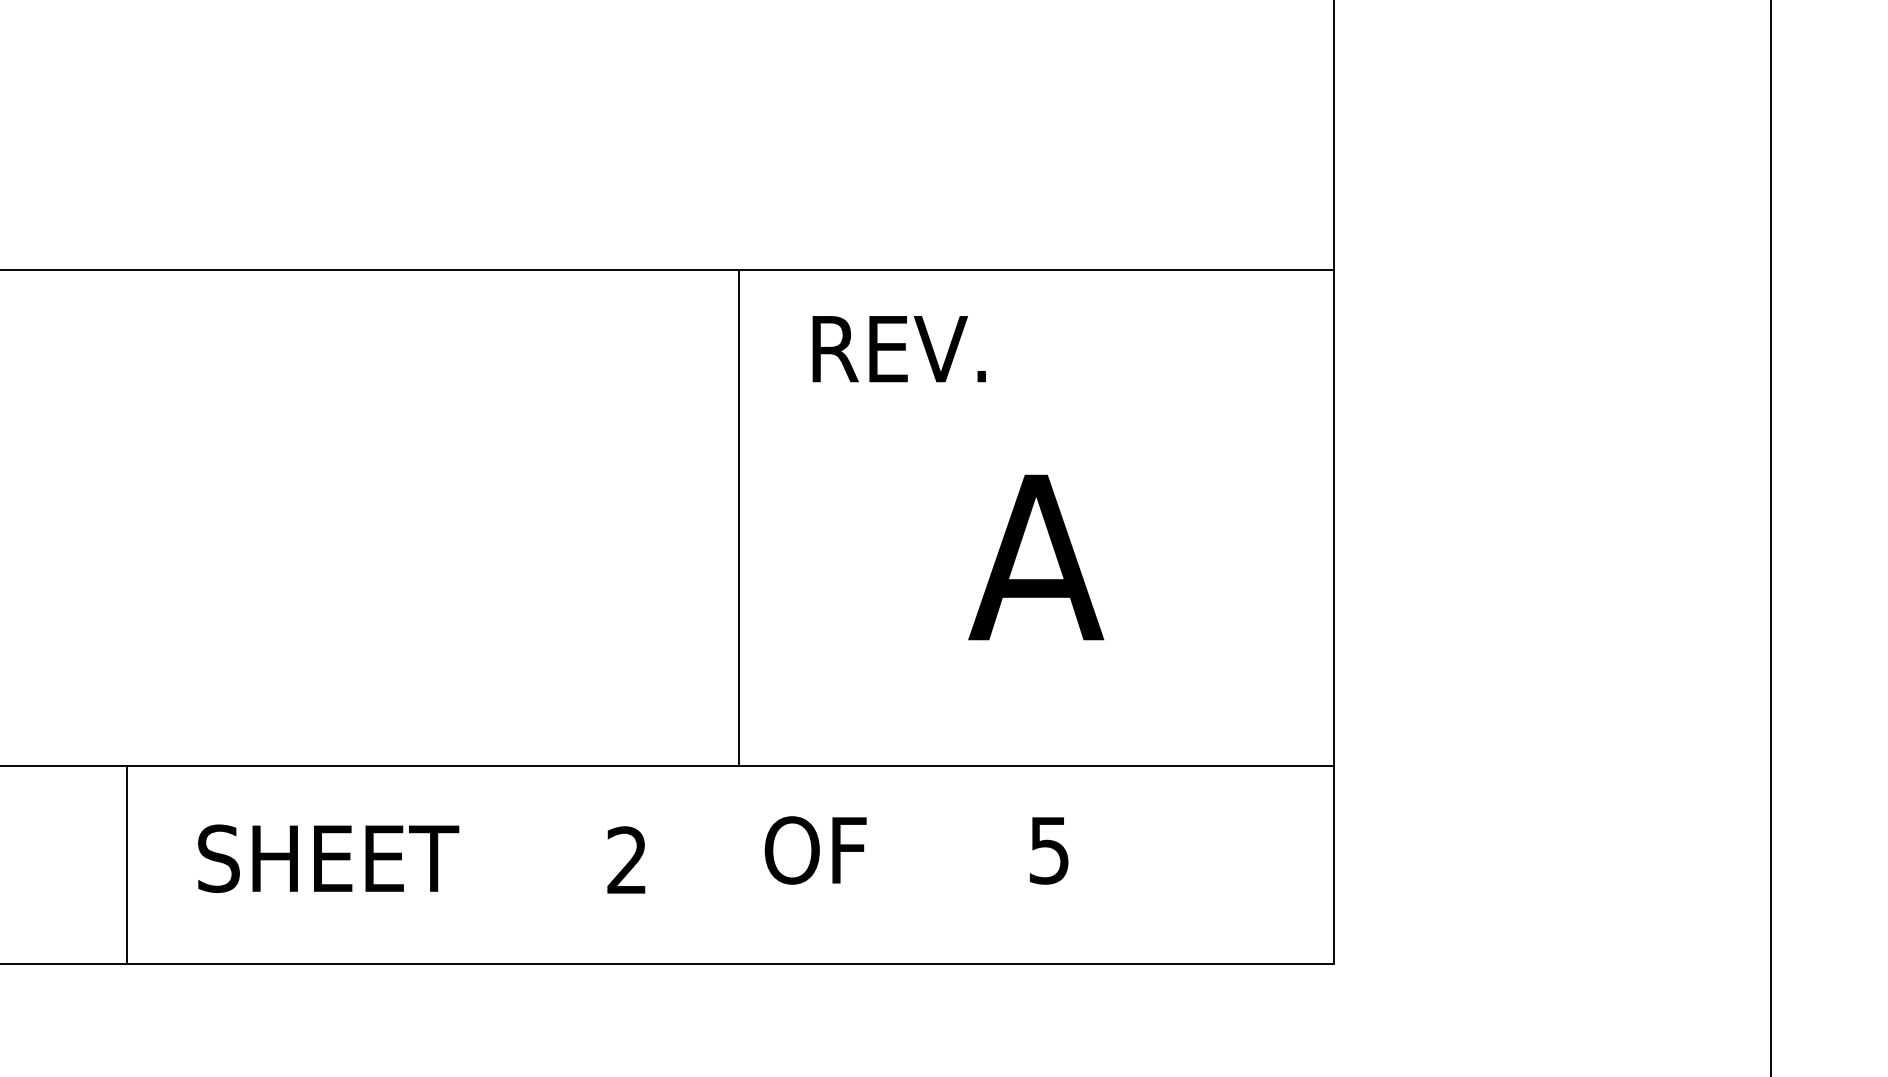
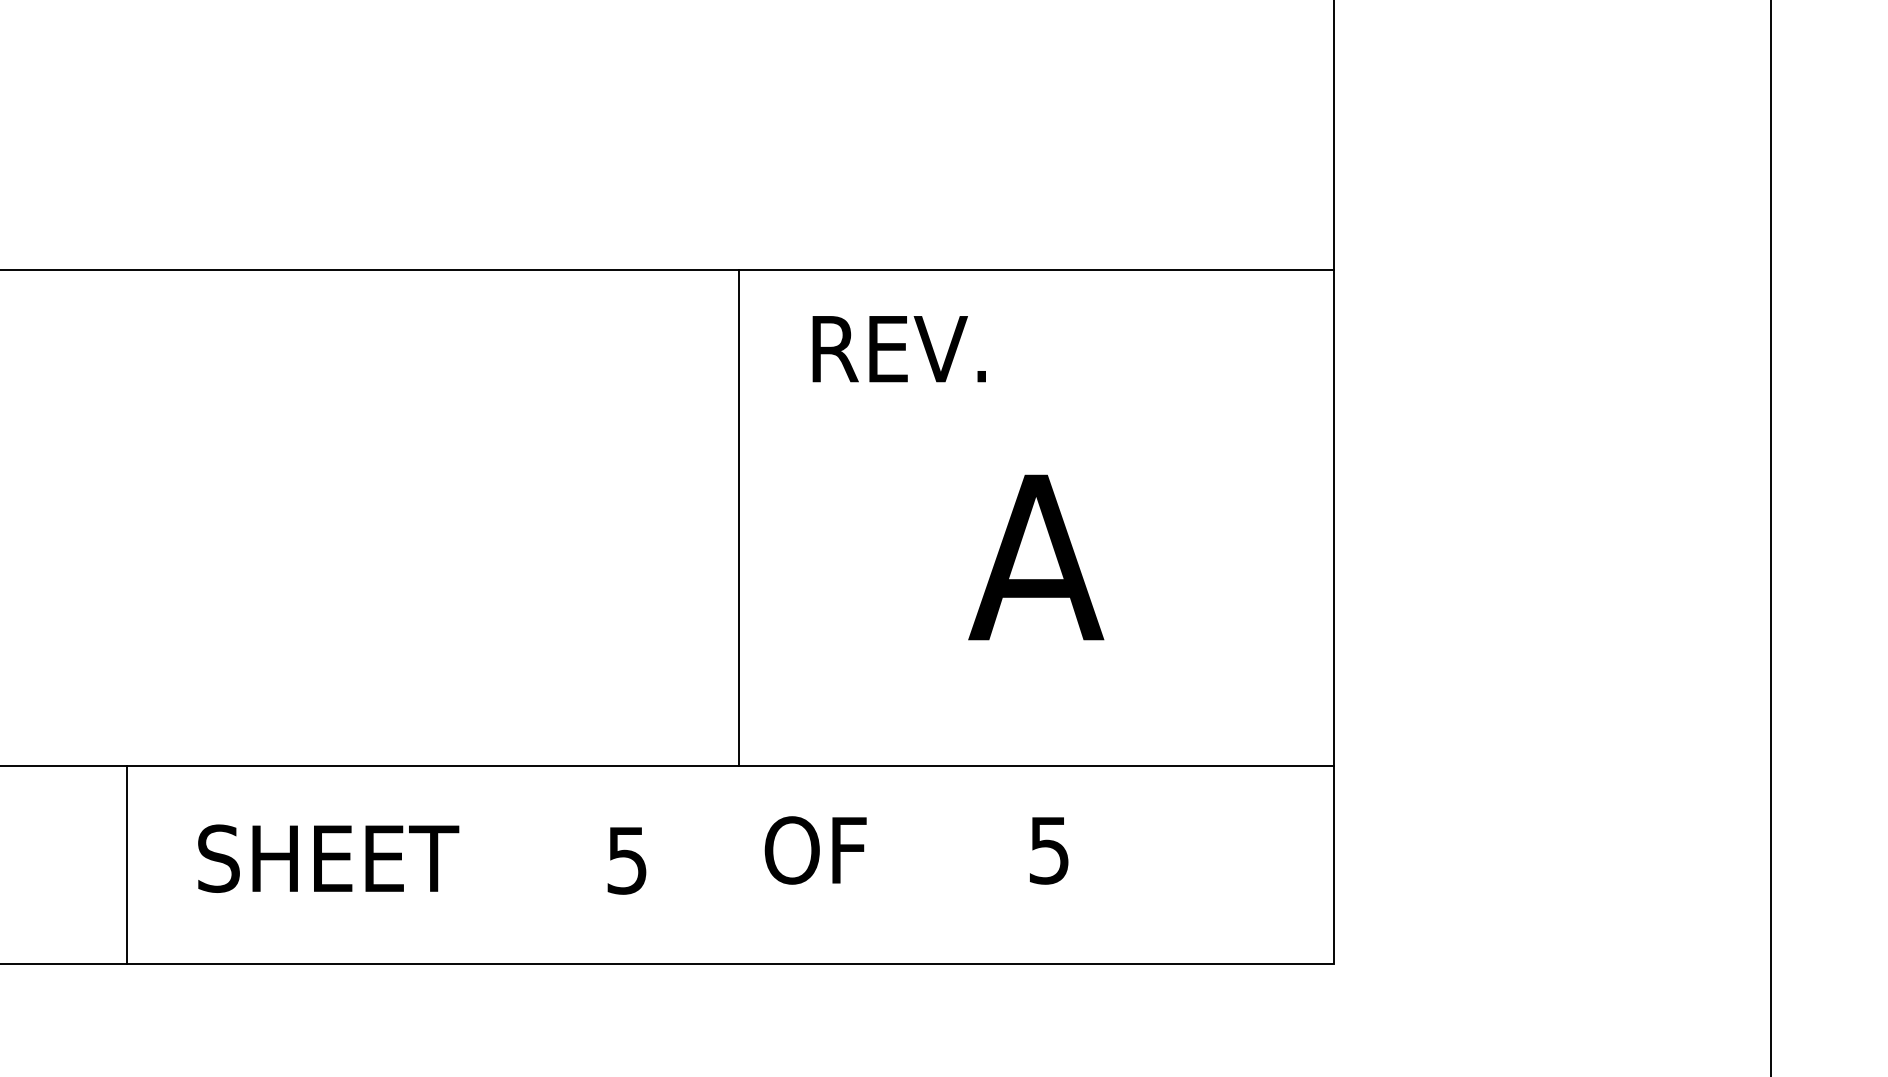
text: 2 -> 5 (626, 860)
